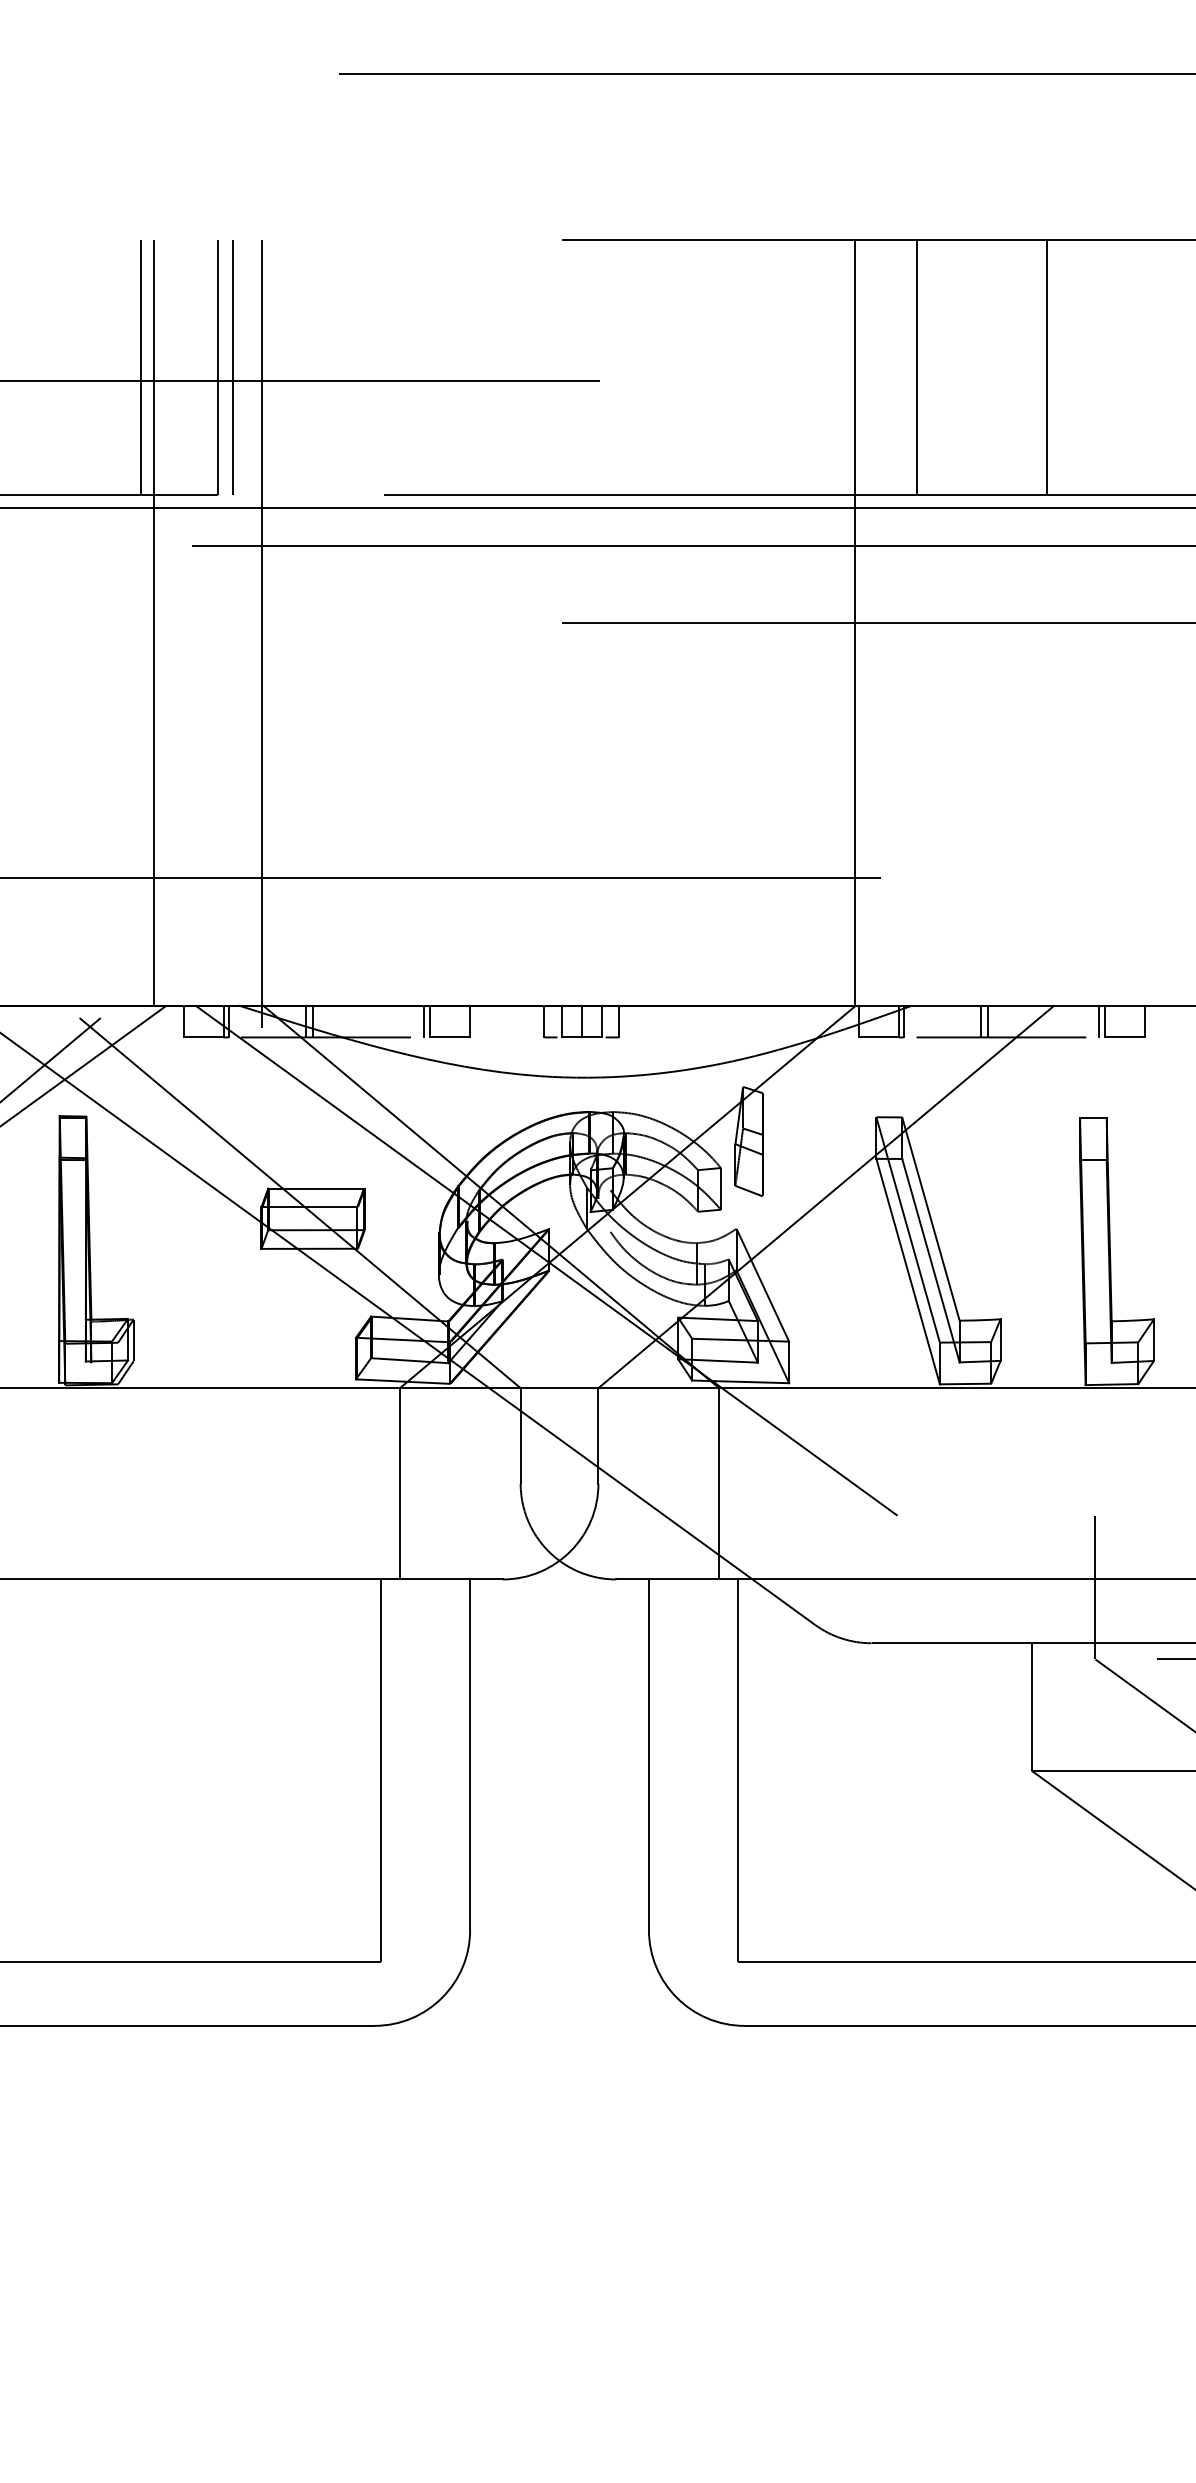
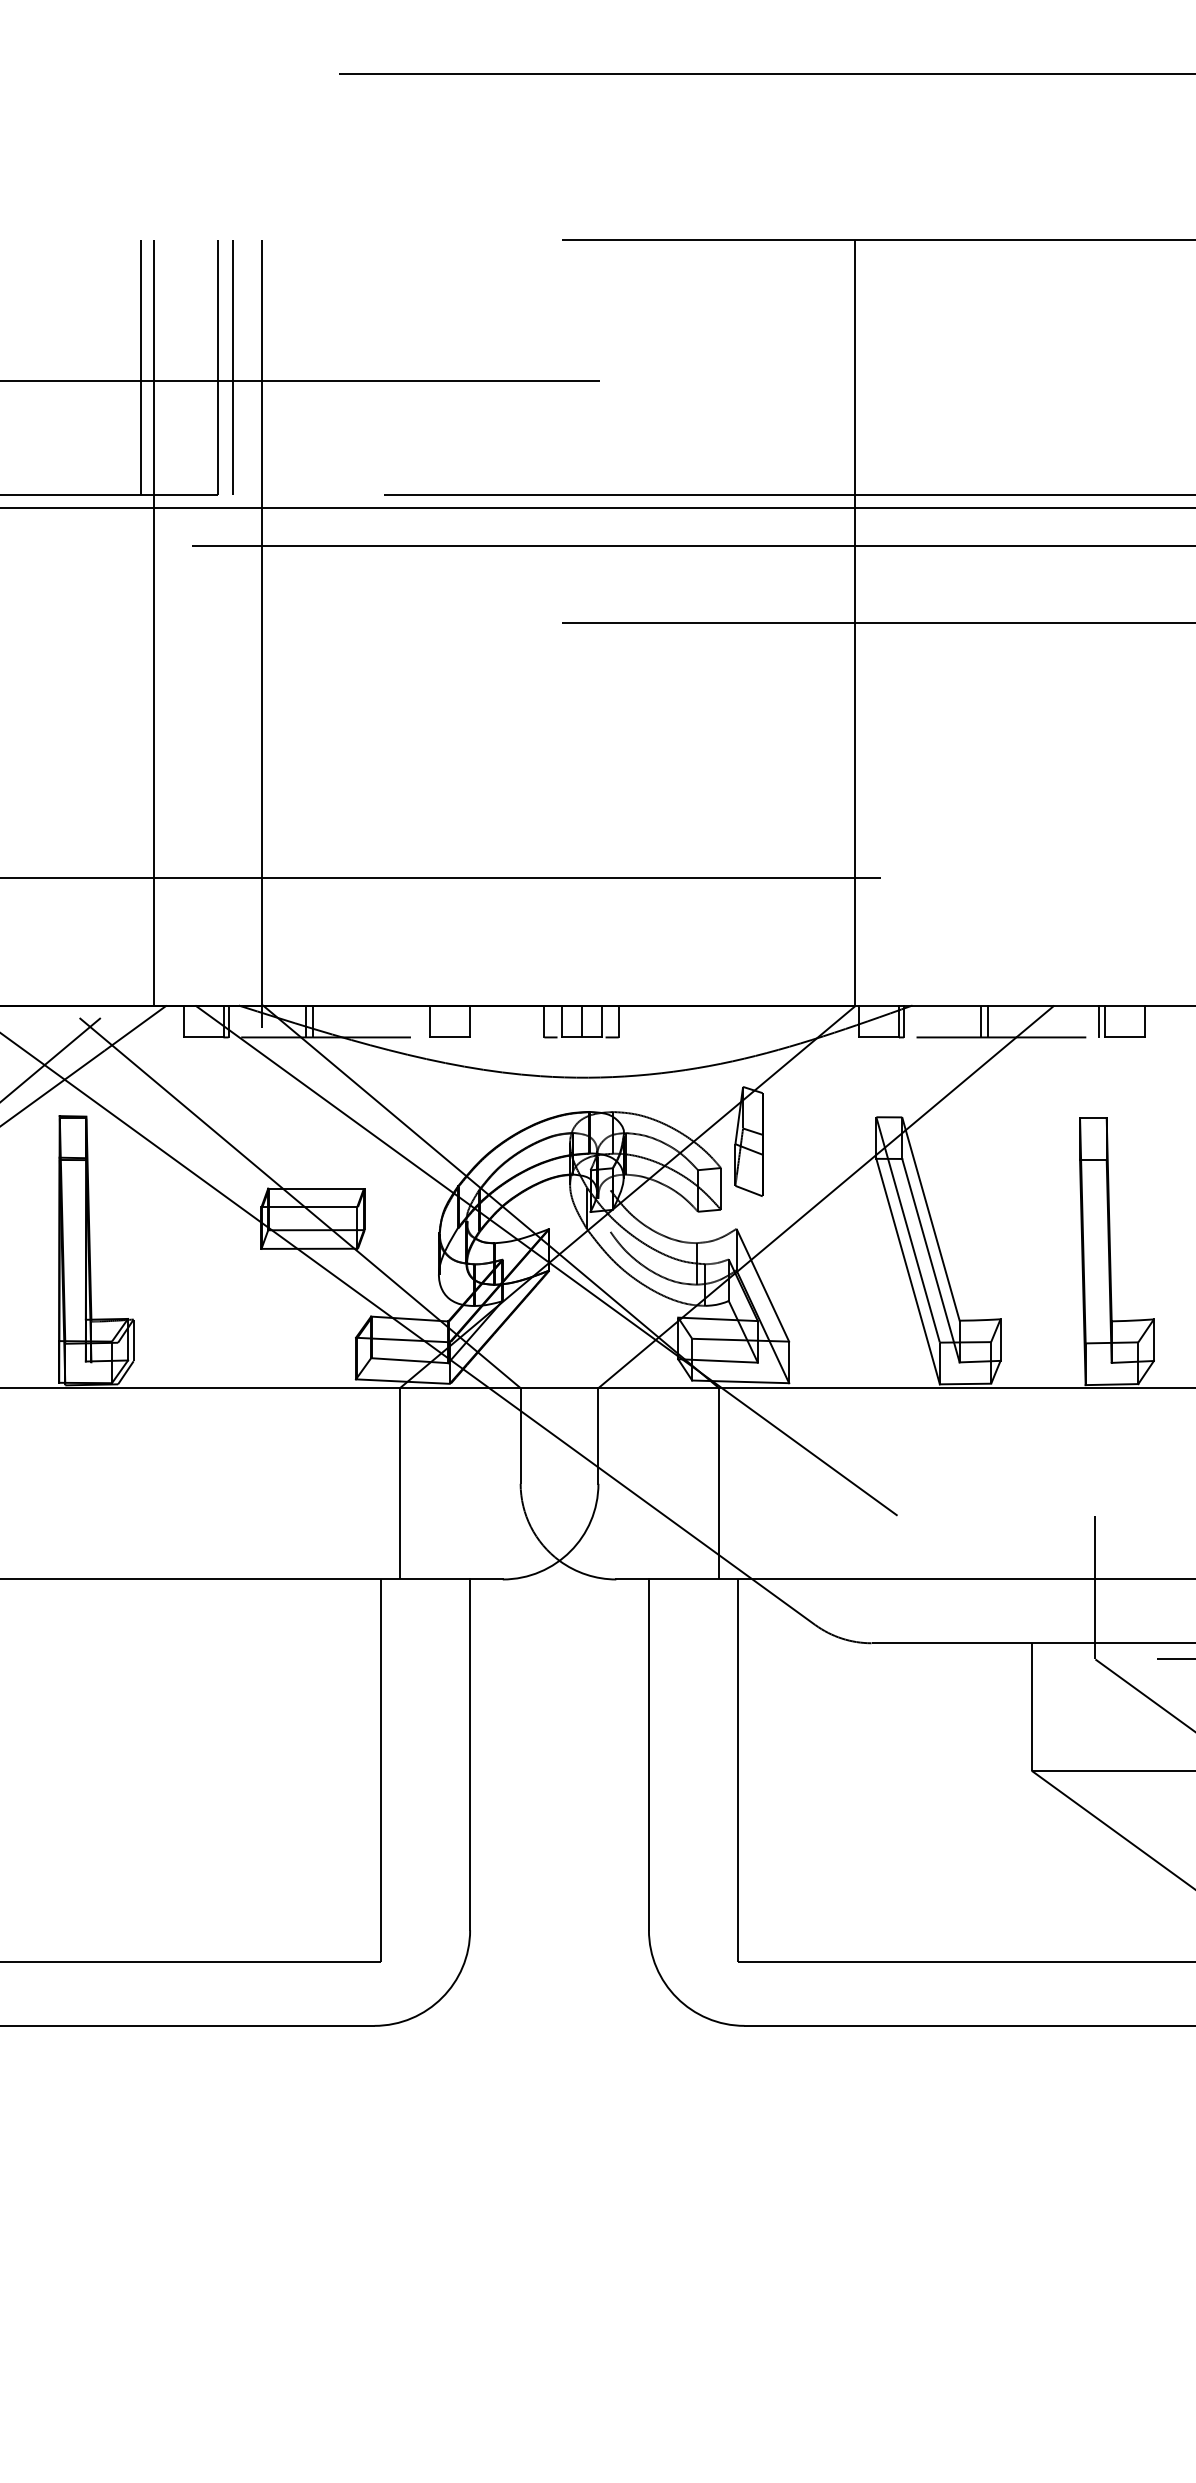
line: present -> none (916, 367)
line: present -> none (1046, 367)
line: present -> none (423, 1021)
